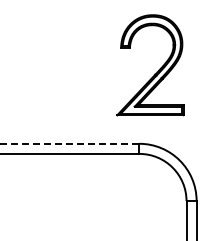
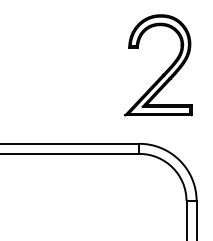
part position: (157, 70) -> (165, 70) (165, 70)
line: dashed -> solid (69, 143)
